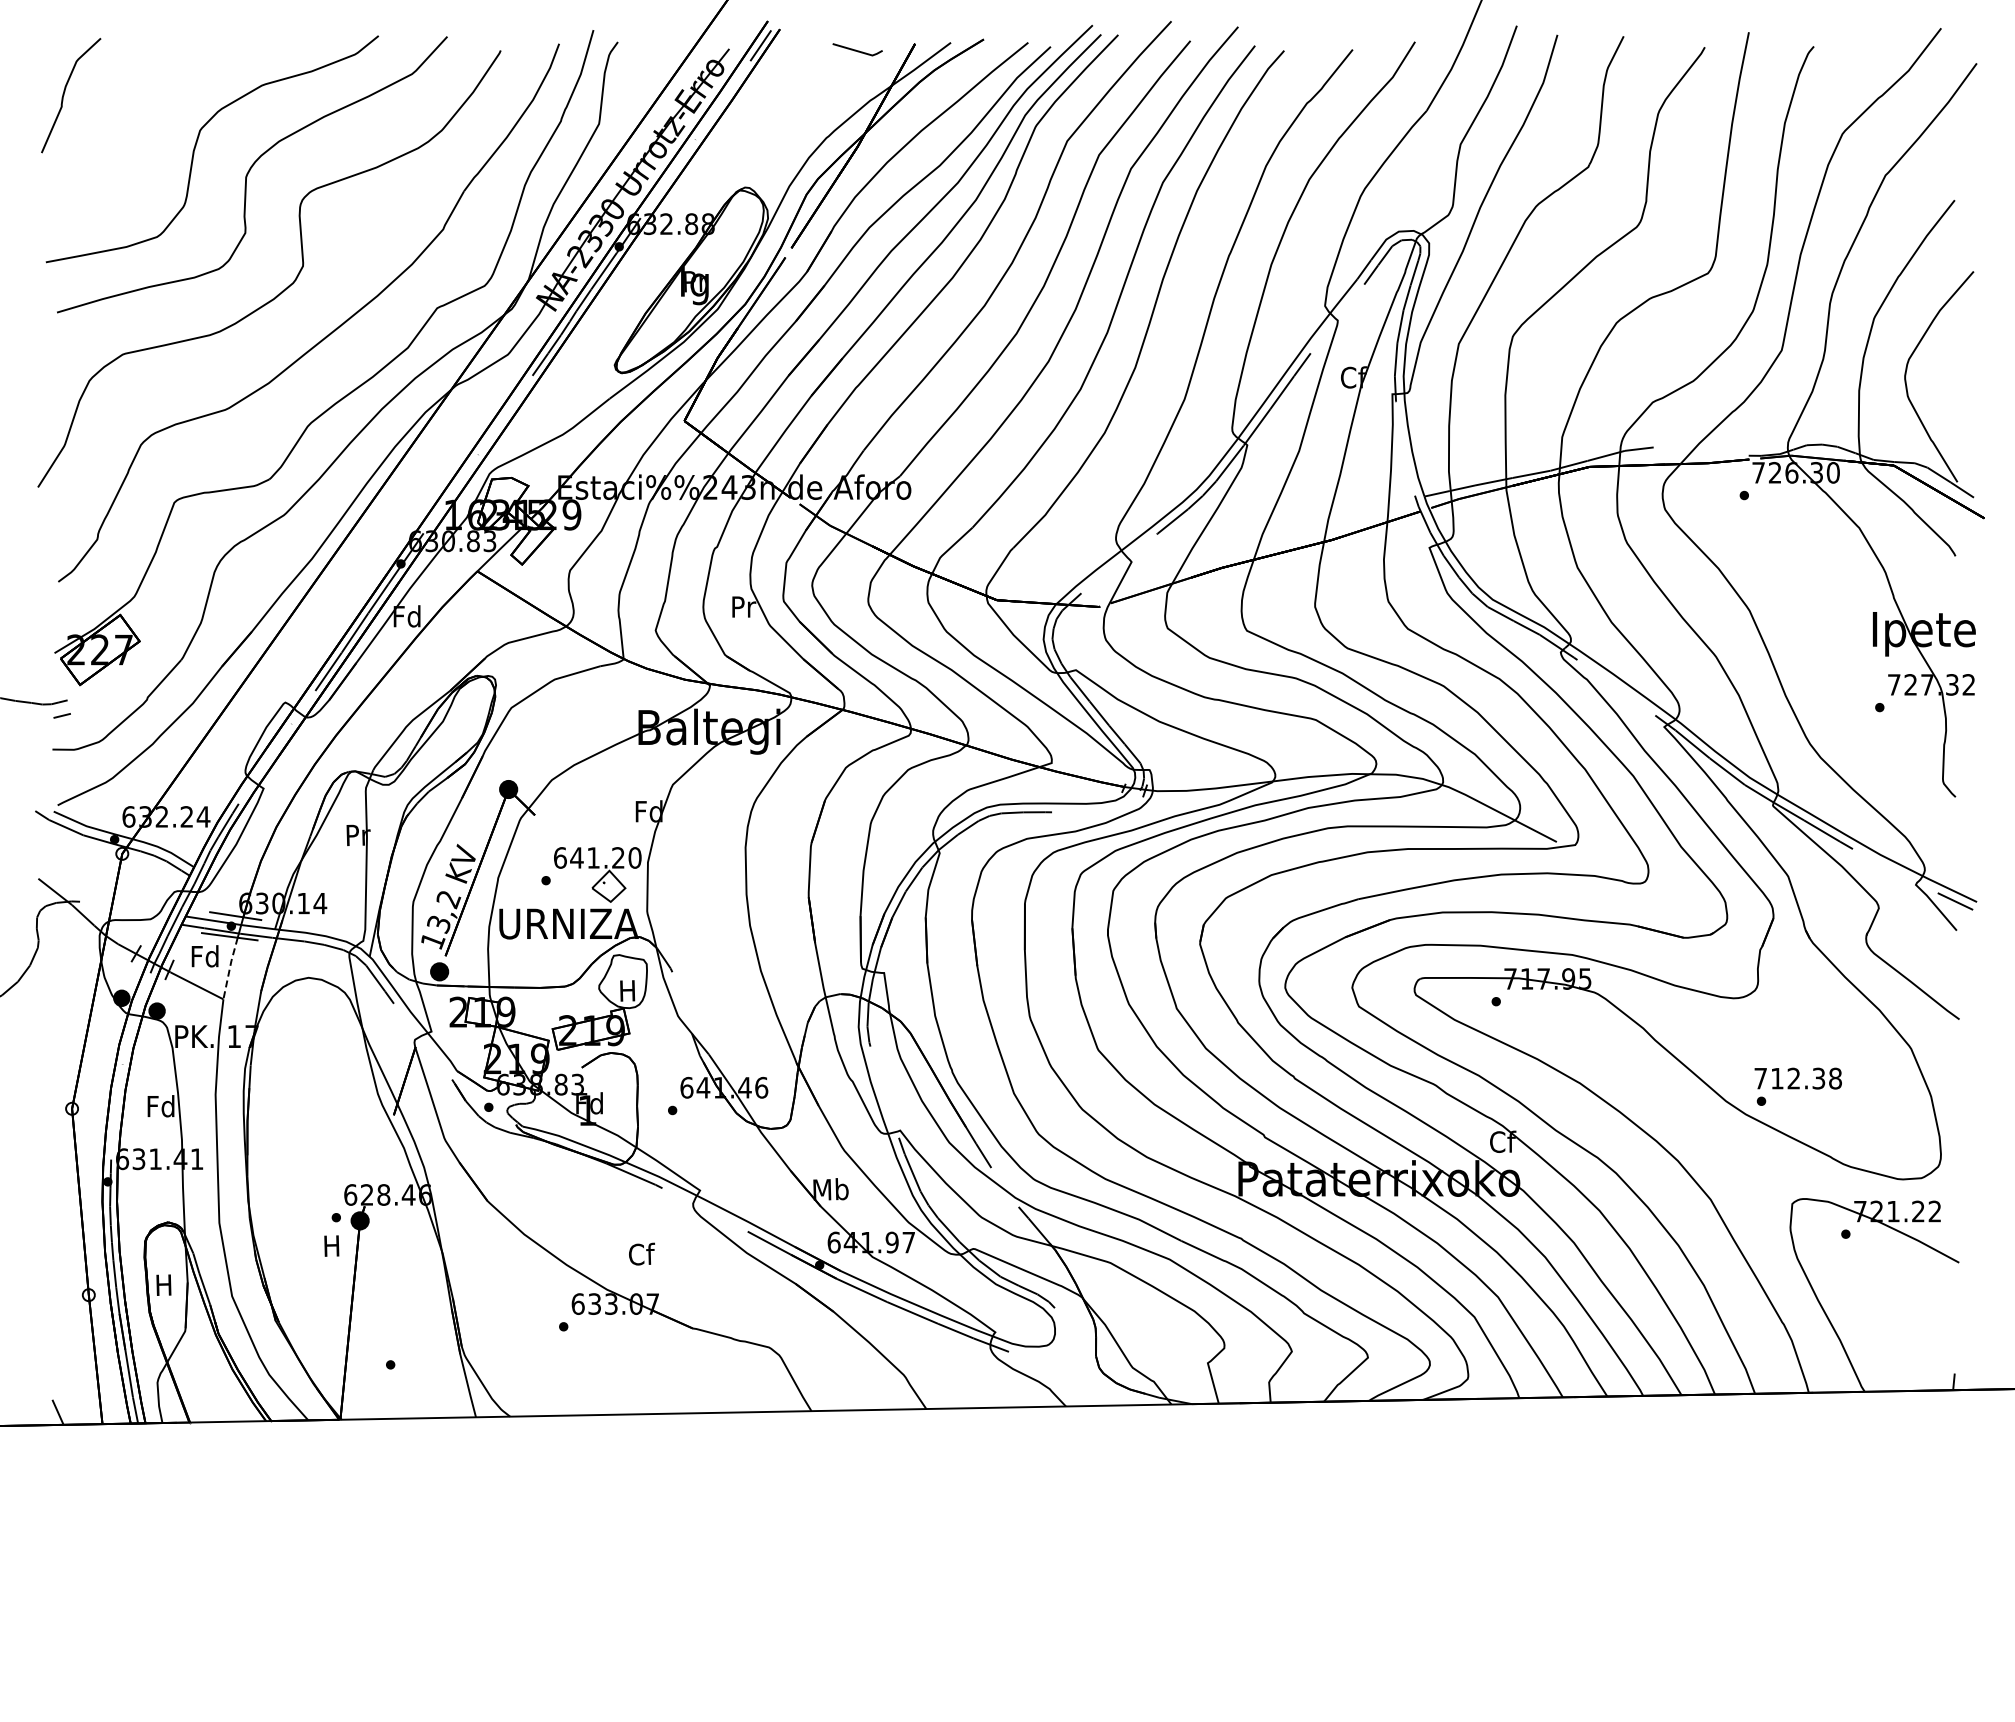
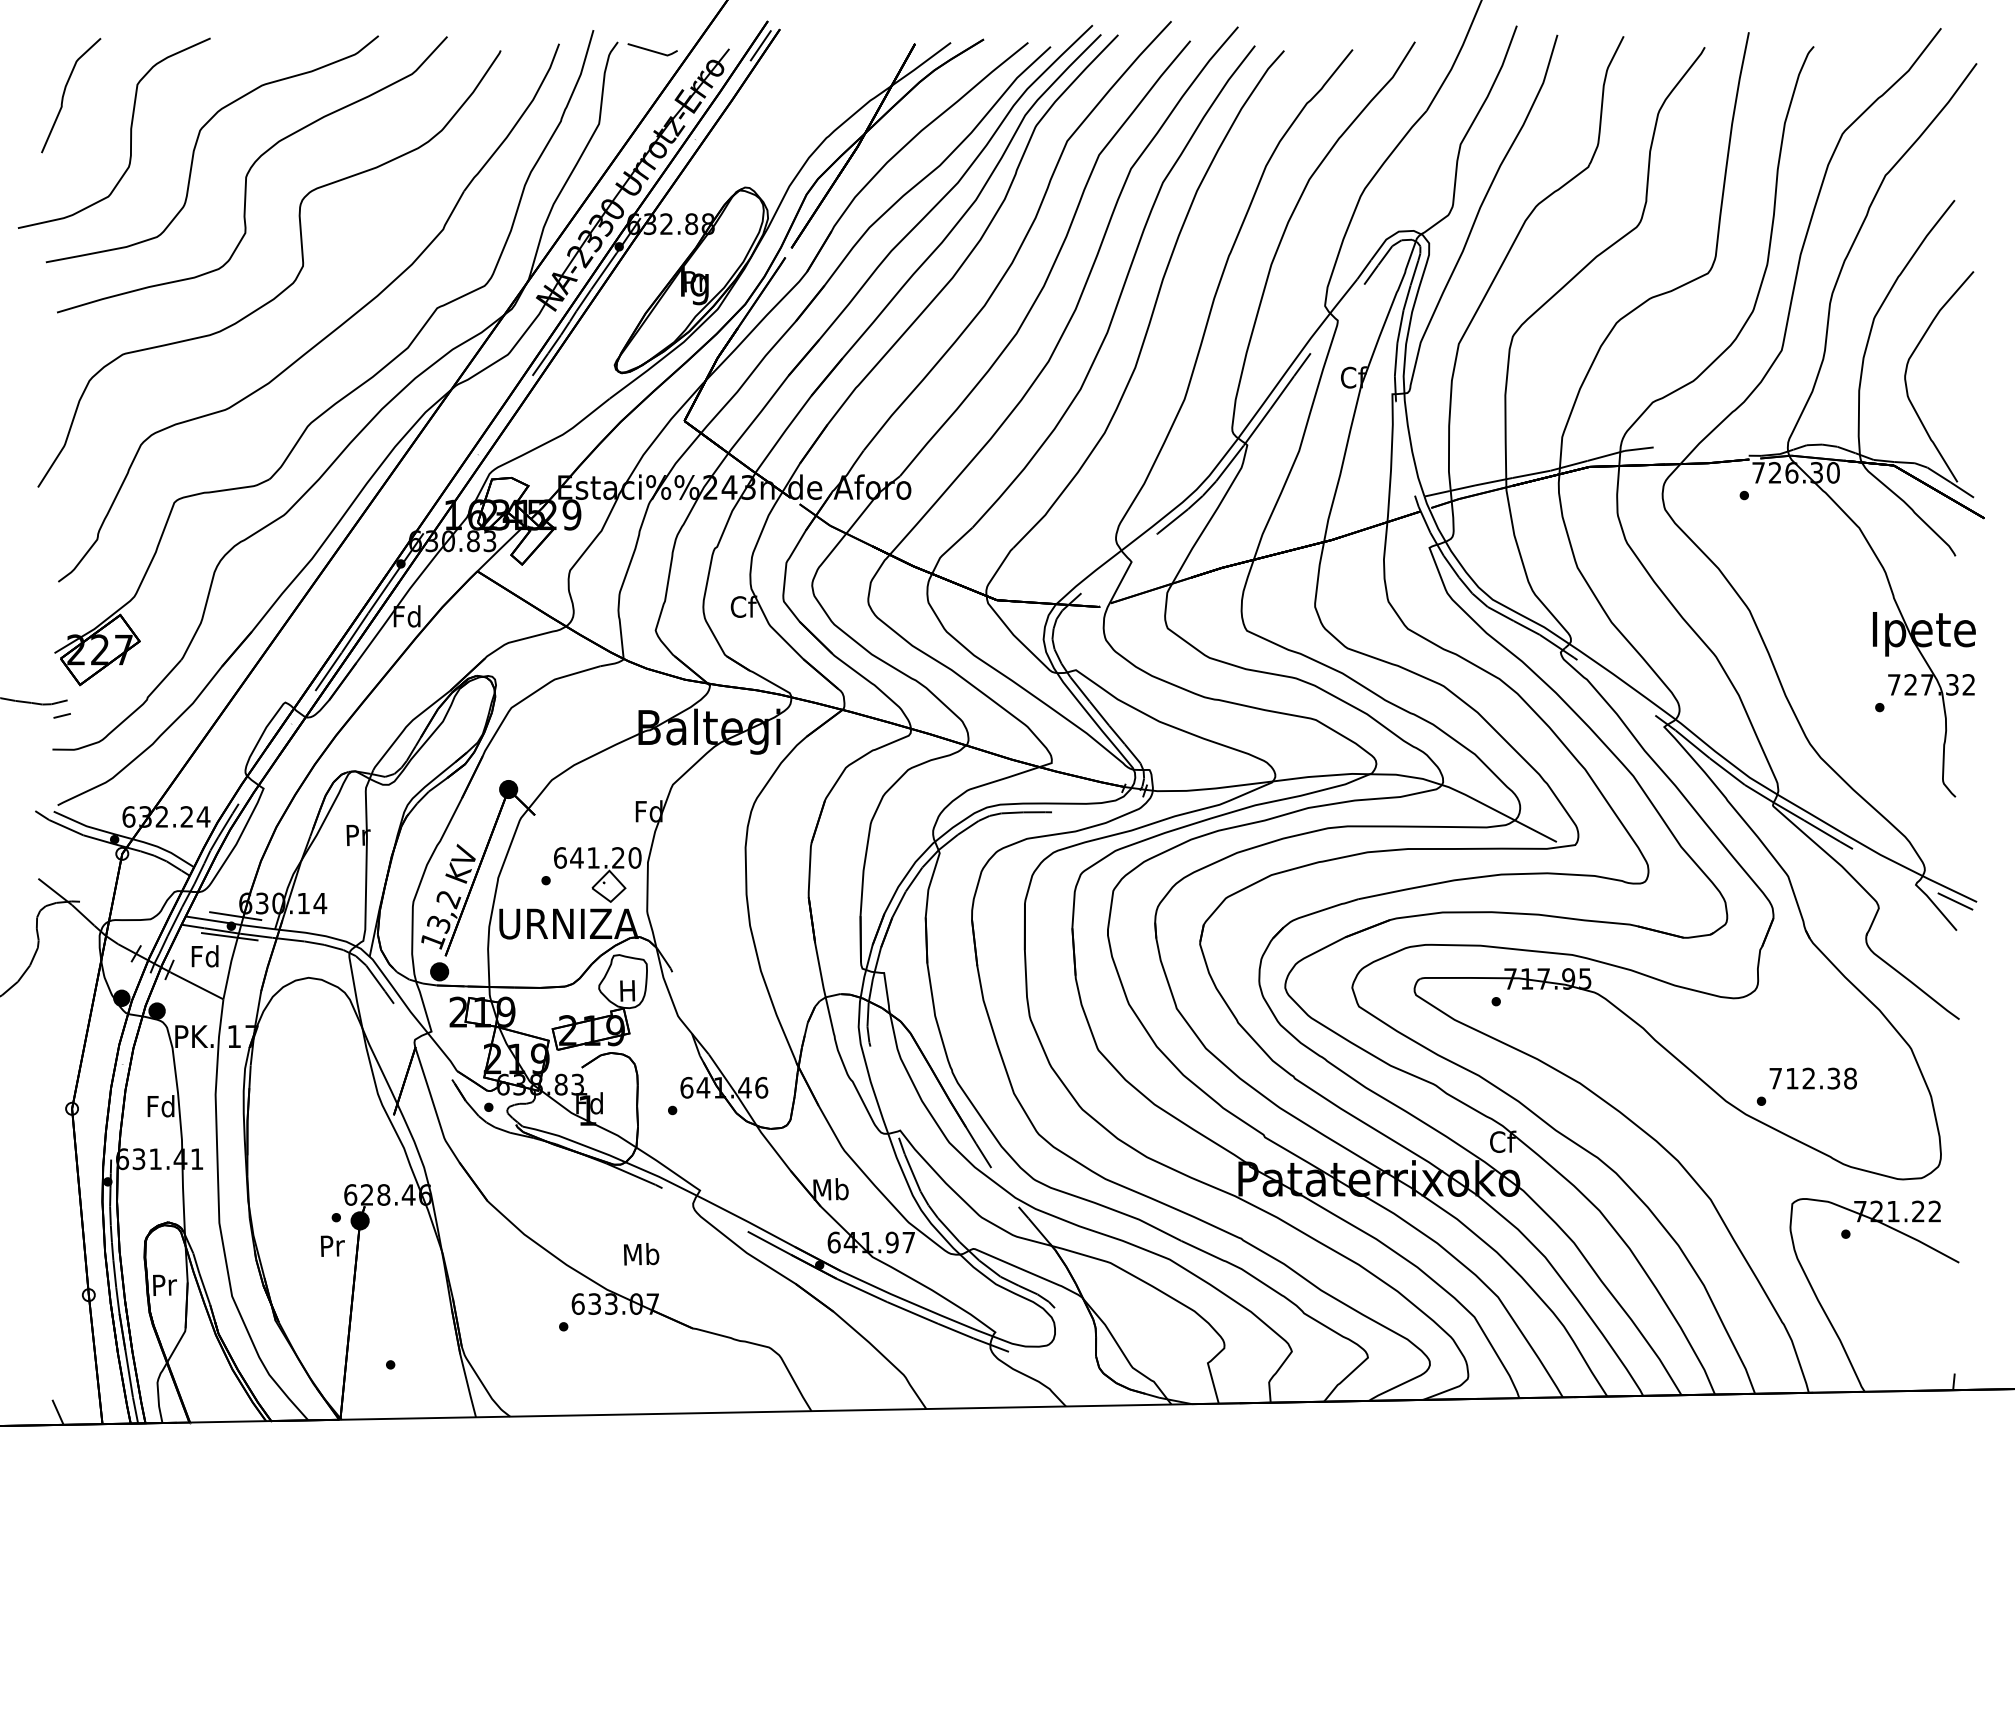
line position: (856, 49) -> (651, 49) (651, 49)
curve: none -> present (130, 132)
text: Pr -> Cf (743, 606)
line: dashed -> solid (230, 967)
text position: (1797, 1078) -> (1812, 1078) (1812, 1078)
text: H -> Pr (332, 1245)
text: Cf -> Mb (641, 1253)
text: H -> Pr (164, 1284)
